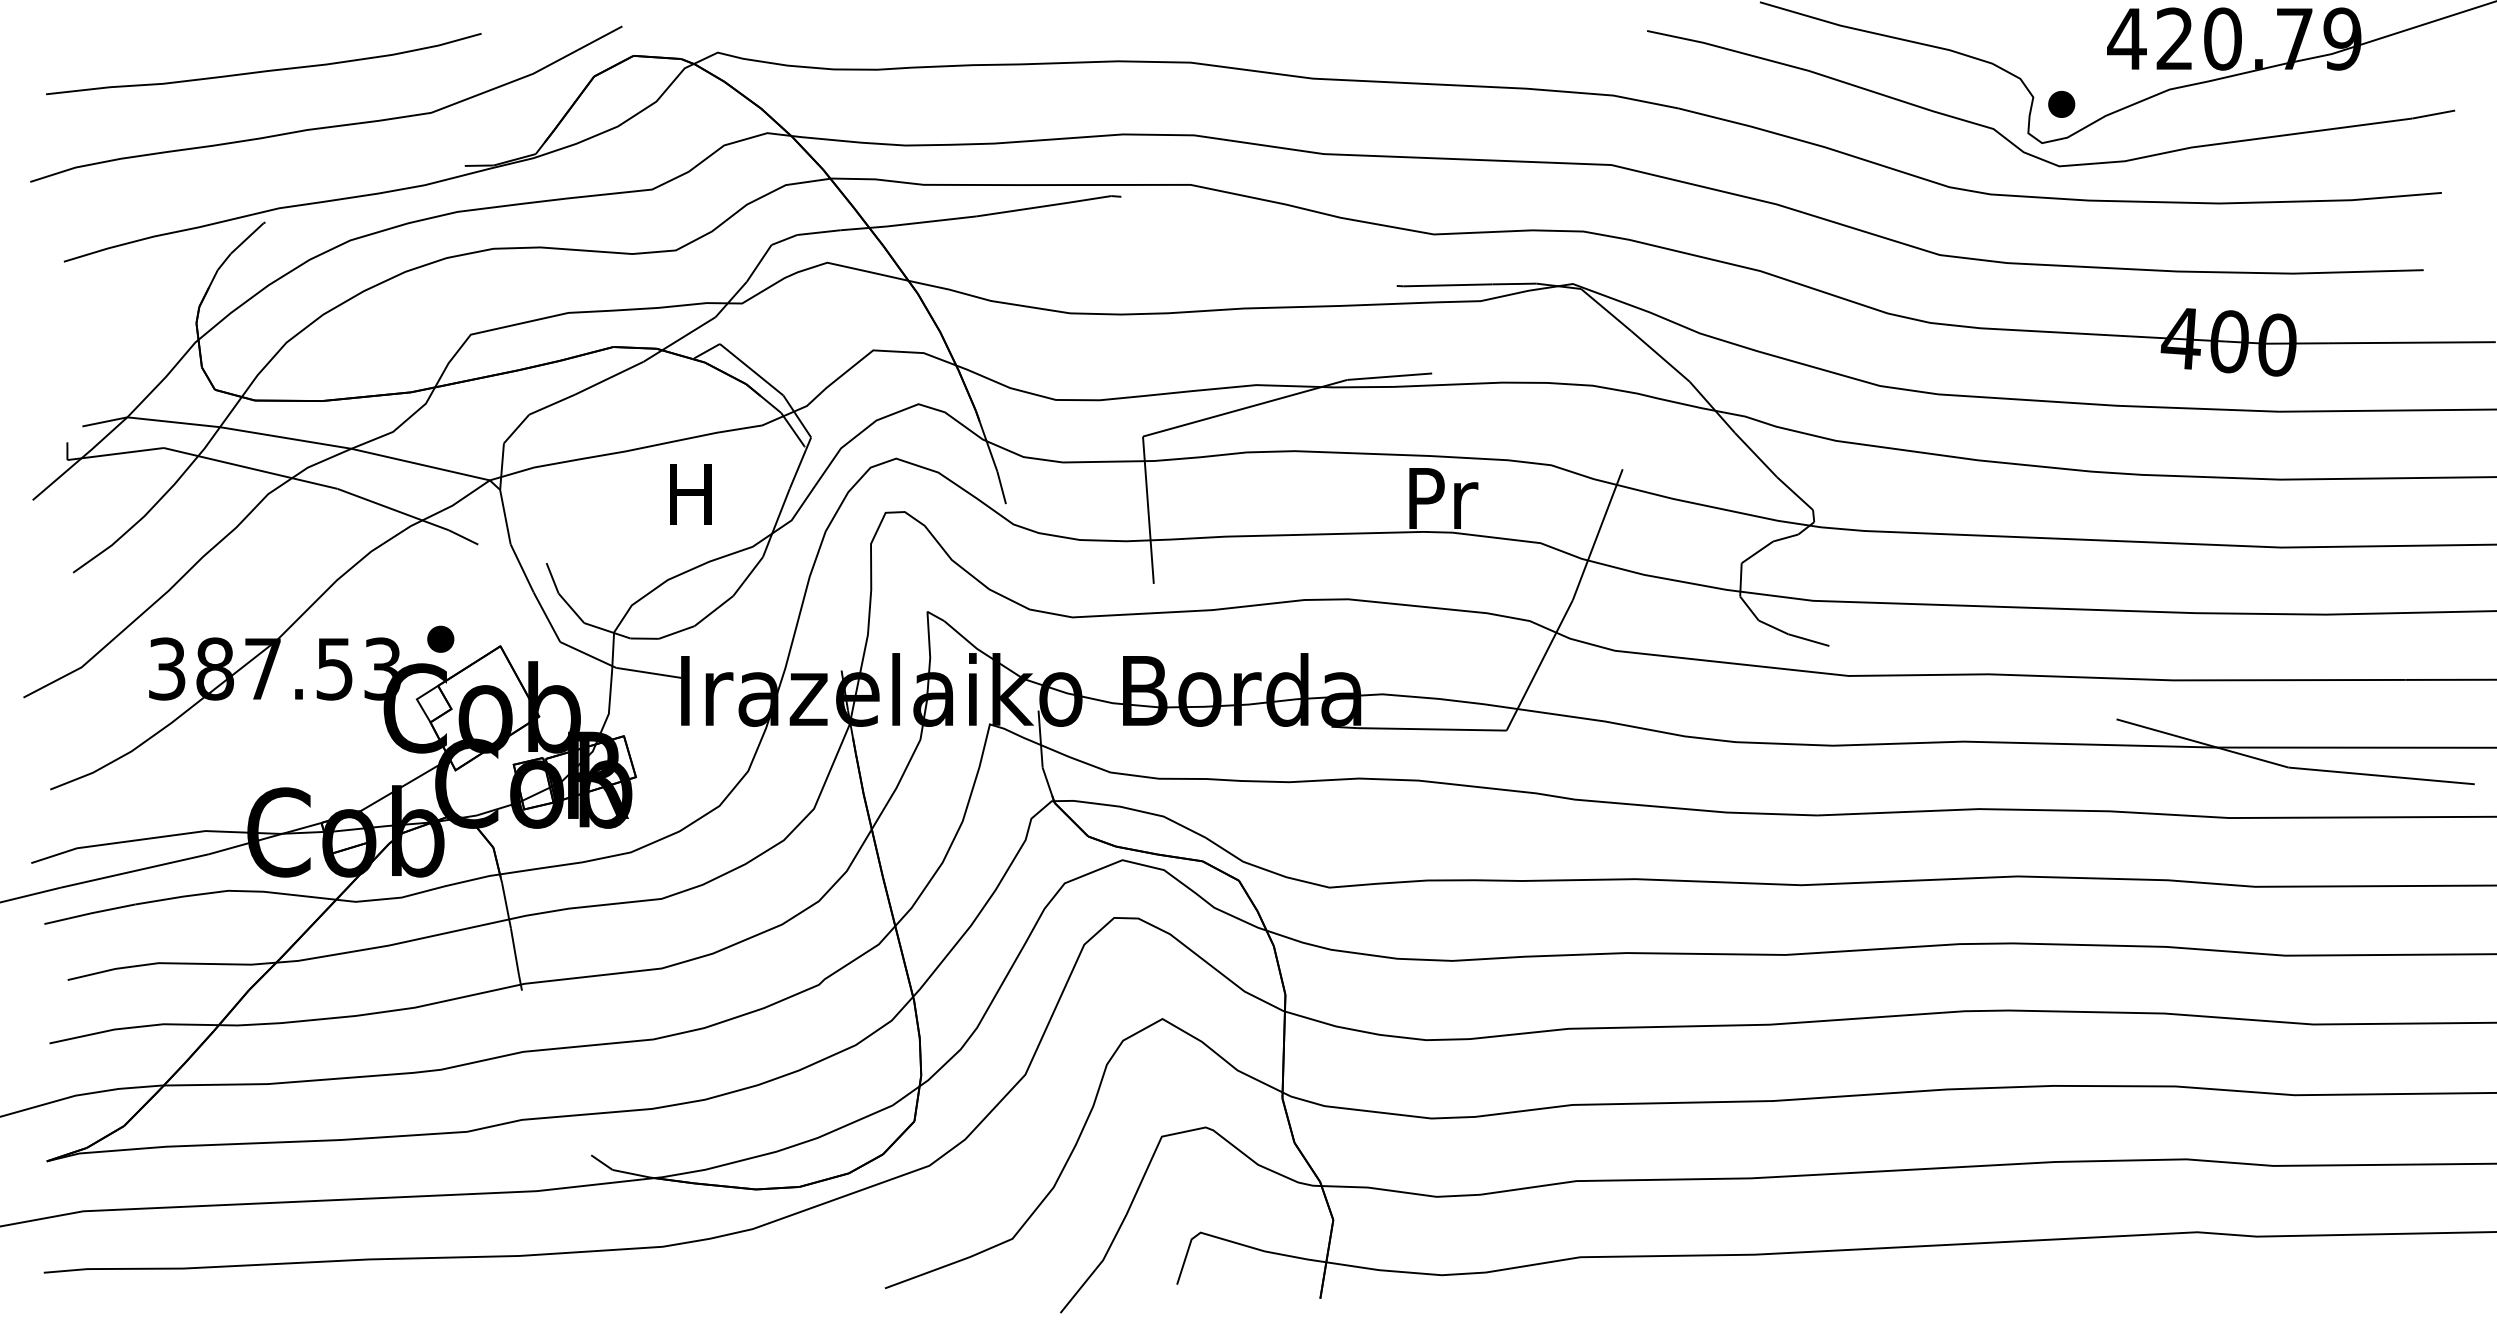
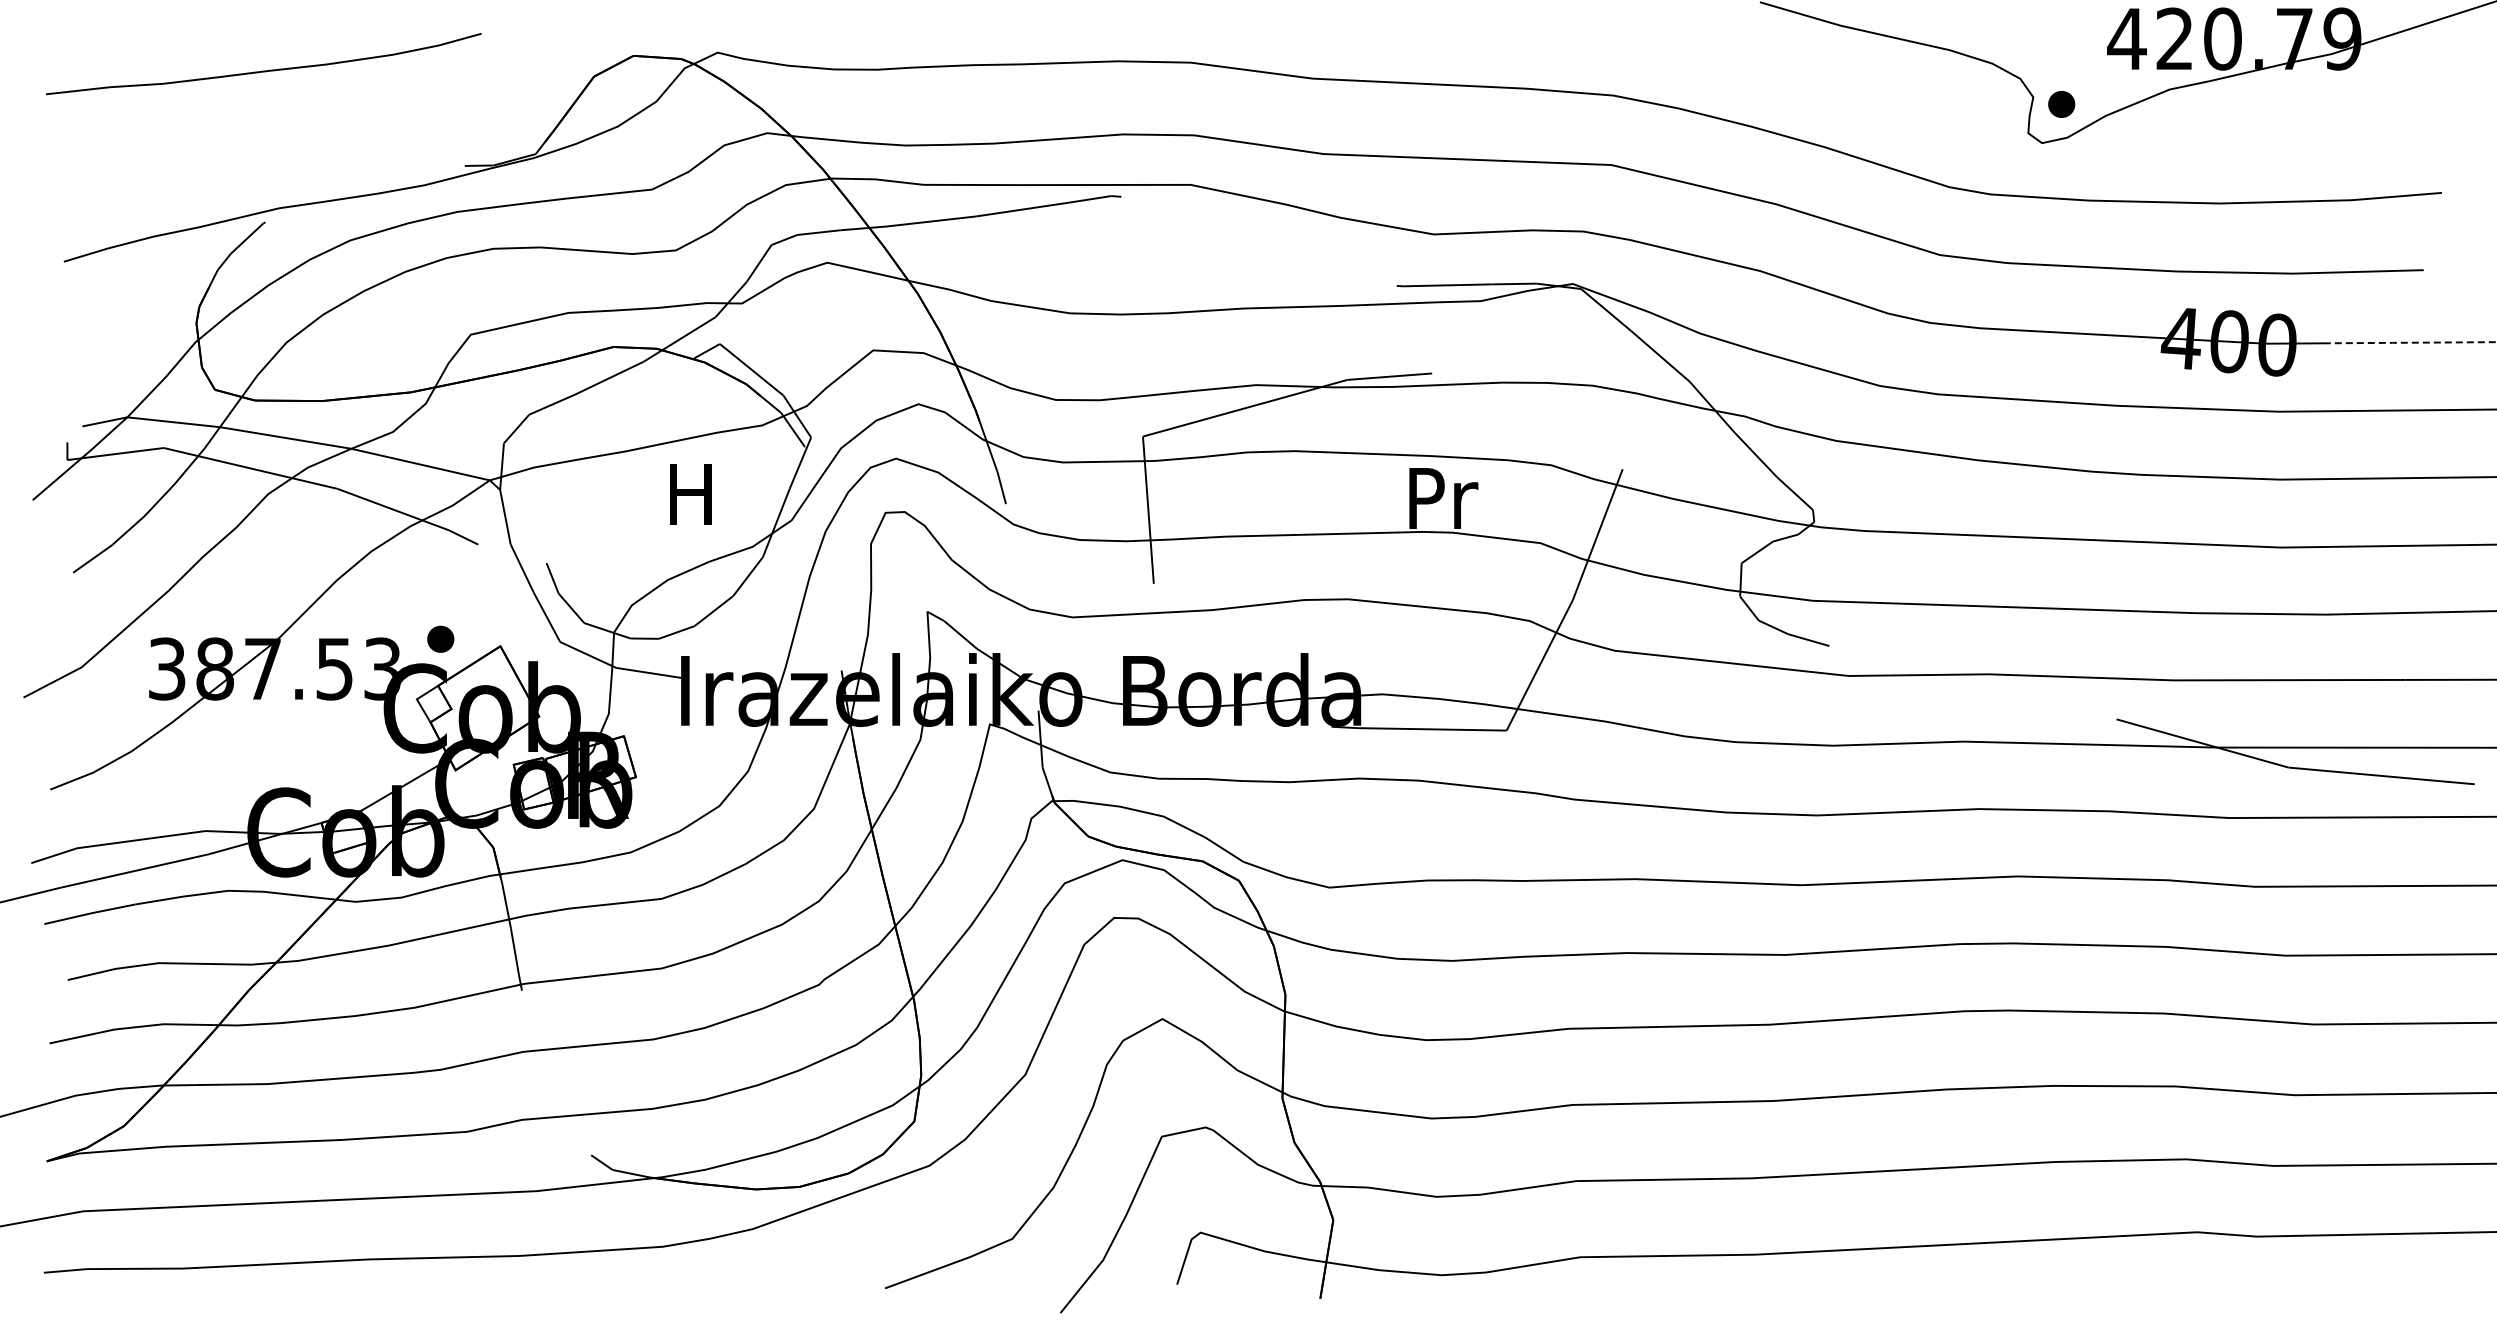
curve: present -> none (332, 125)
part: present -> none (2014, 143)
line: solid -> dashed (2411, 342)
